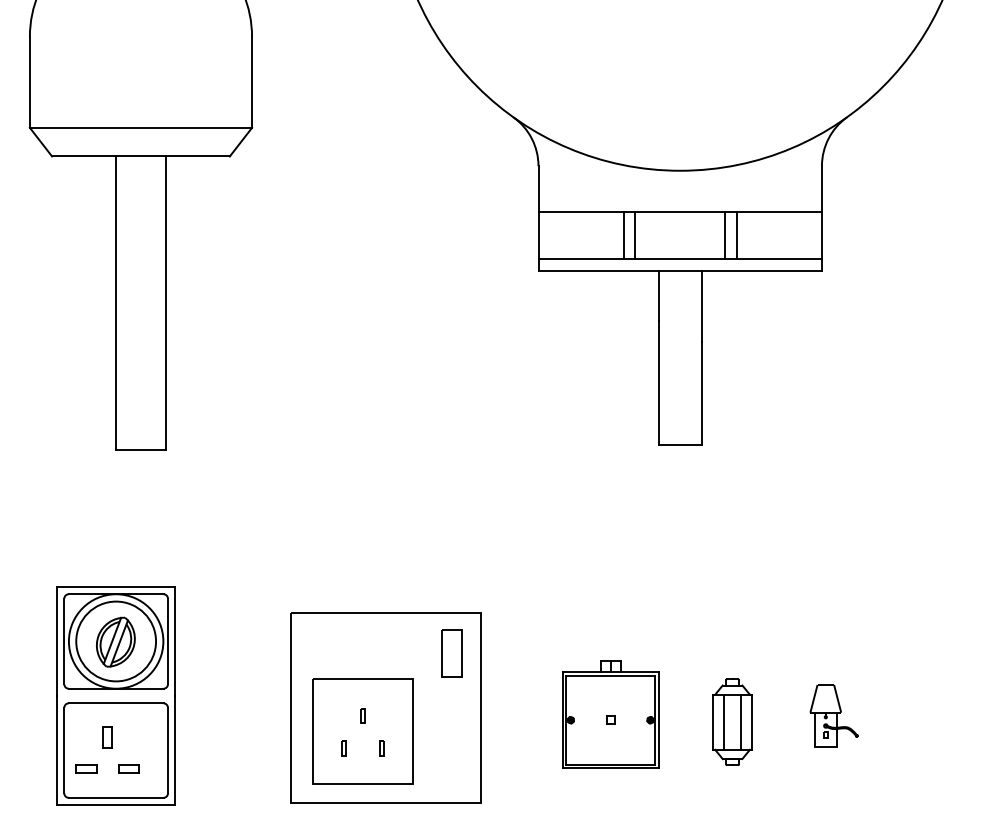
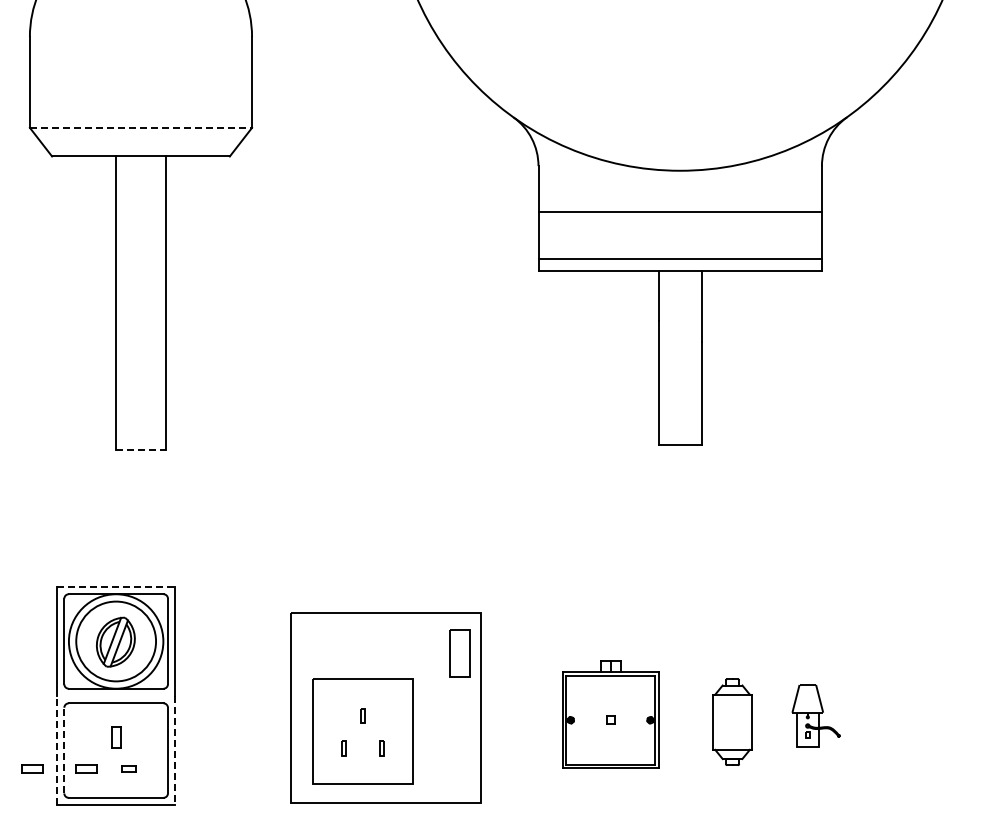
line: solid -> dashed (141, 127)
line: present -> none (623, 235)
line: present -> none (635, 235)
line: present -> none (725, 235)
line: present -> none (736, 235)
line: solid -> dashed (141, 449)
line: solid -> dashed (116, 586)
part position: (451, 653) -> (459, 653) (459, 653)
part position: (833, 715) -> (815, 715) (815, 715)
line: present -> none (724, 721)
line: present -> none (740, 721)
part position: (107, 737) -> (116, 737) (116, 737)
line: solid -> dashed (57, 750)
line: solid -> dashed (64, 750)
line: solid -> dashed (175, 750)
part: none -> present (32, 768)
part size: 22x10 px -> 16x8 px (128, 768)
